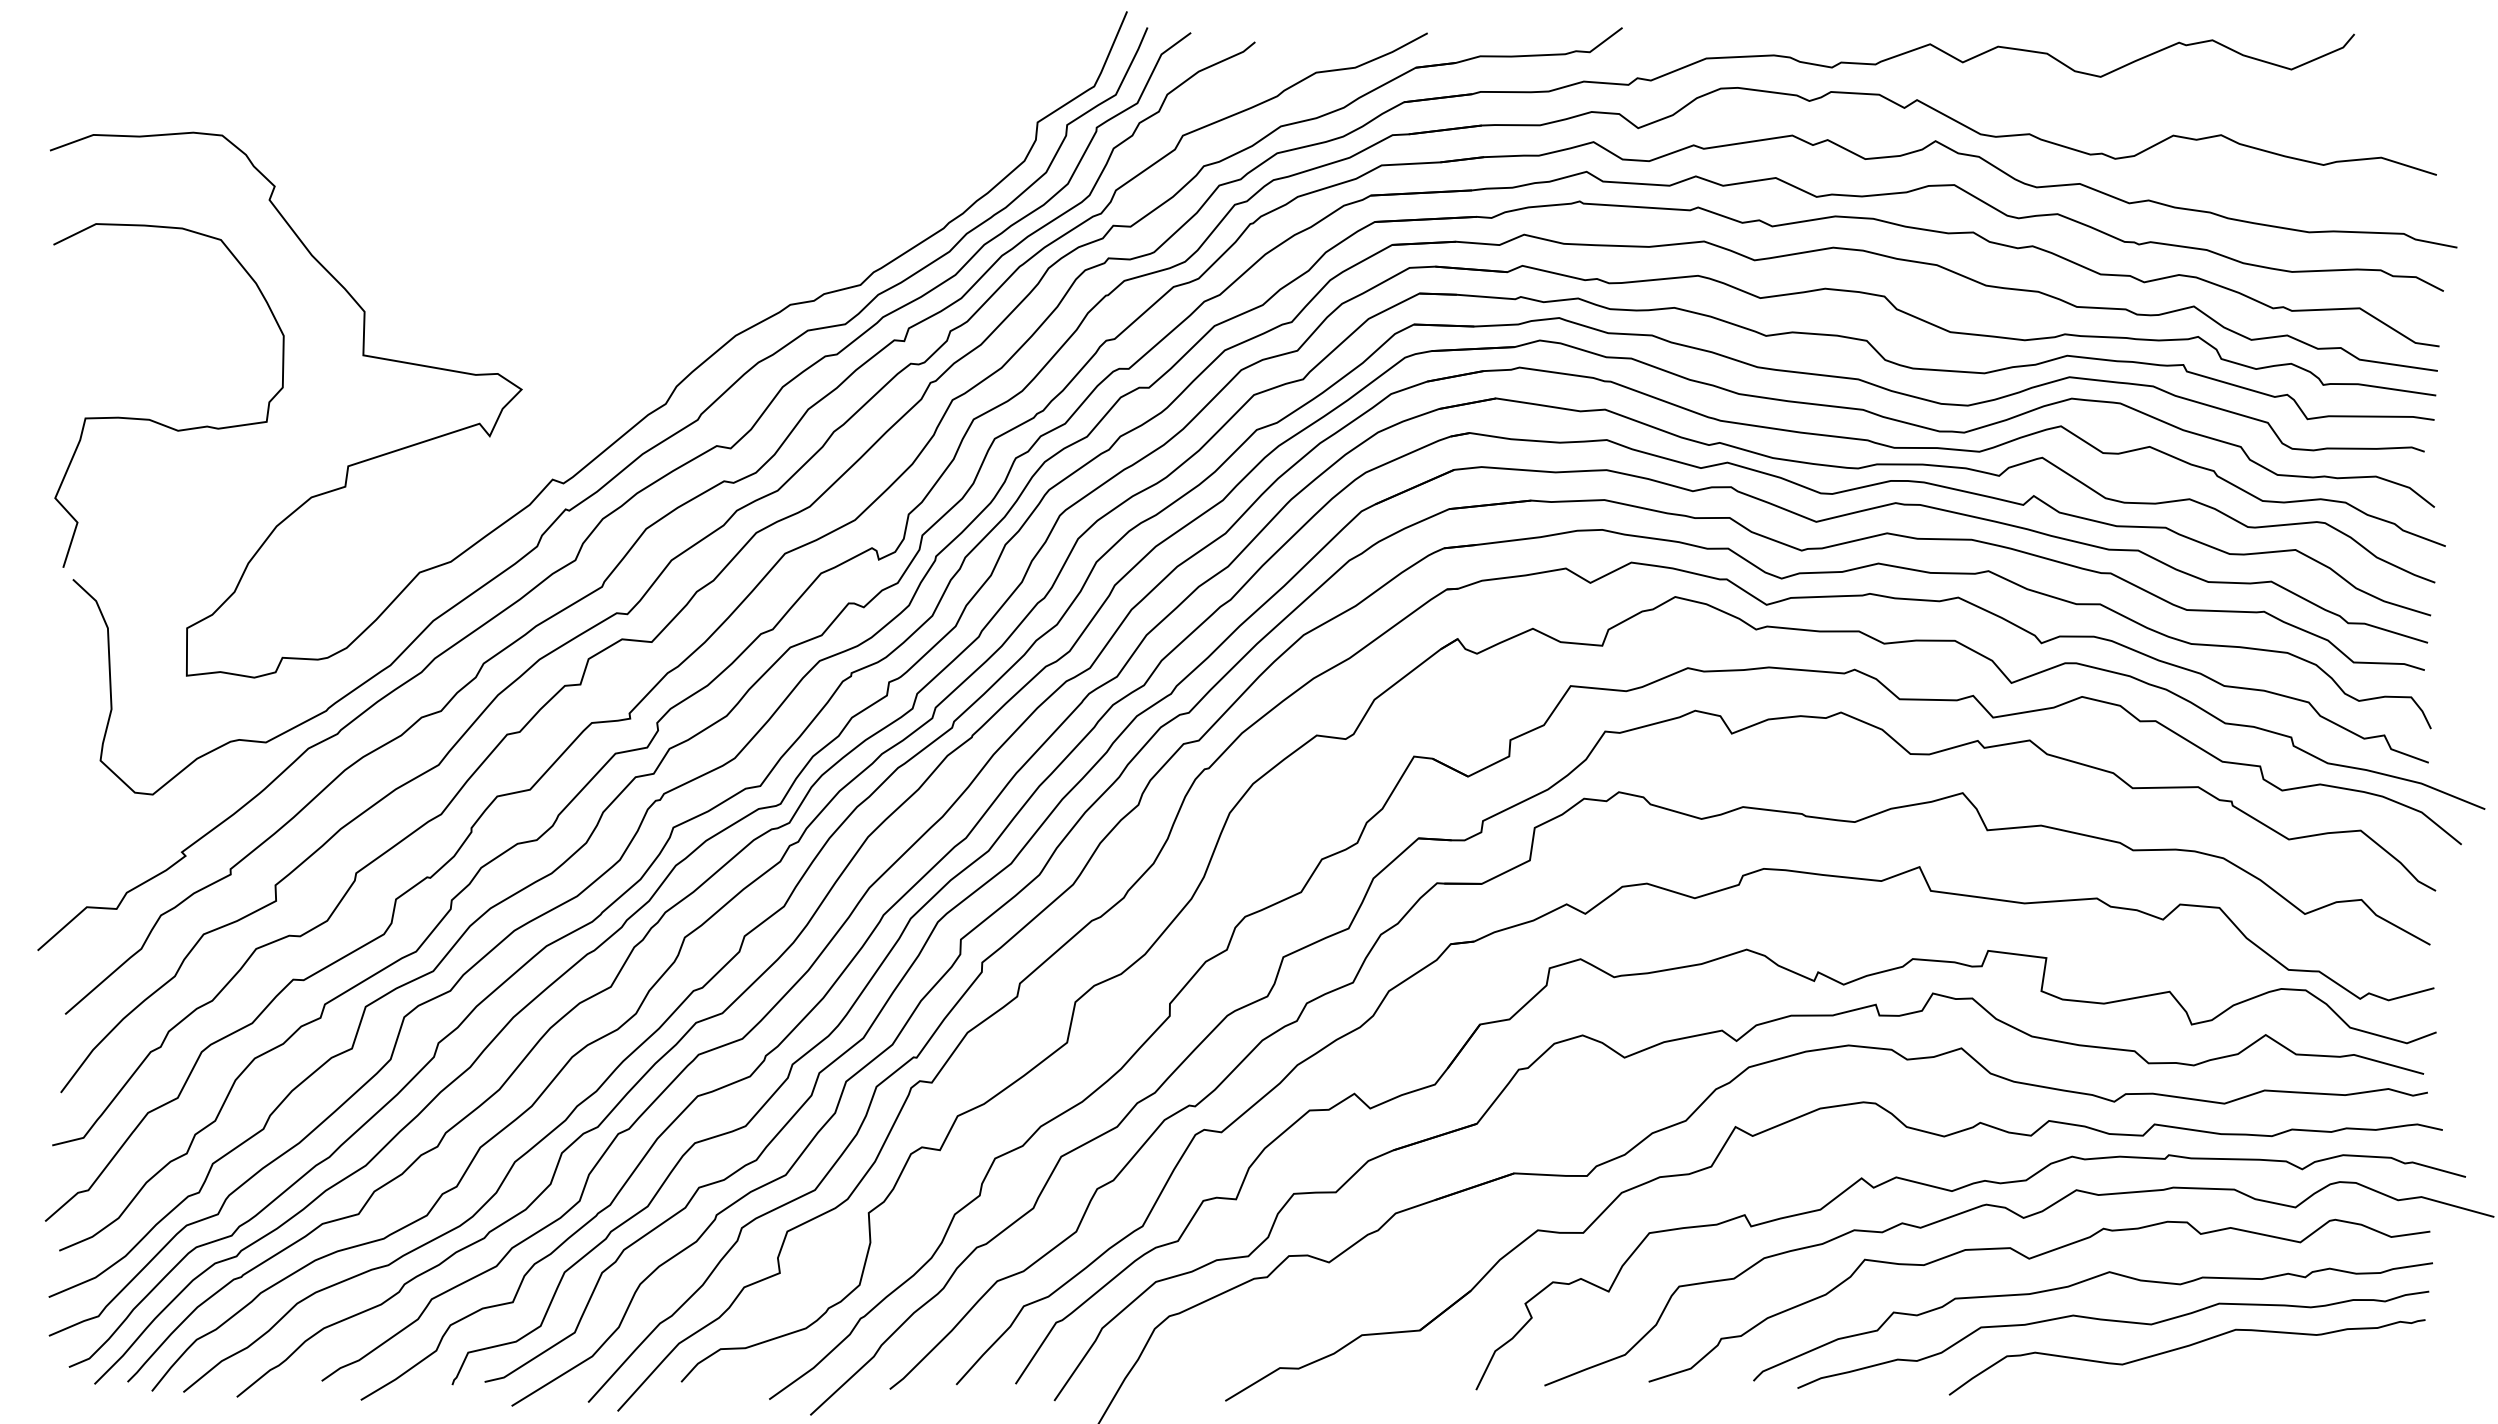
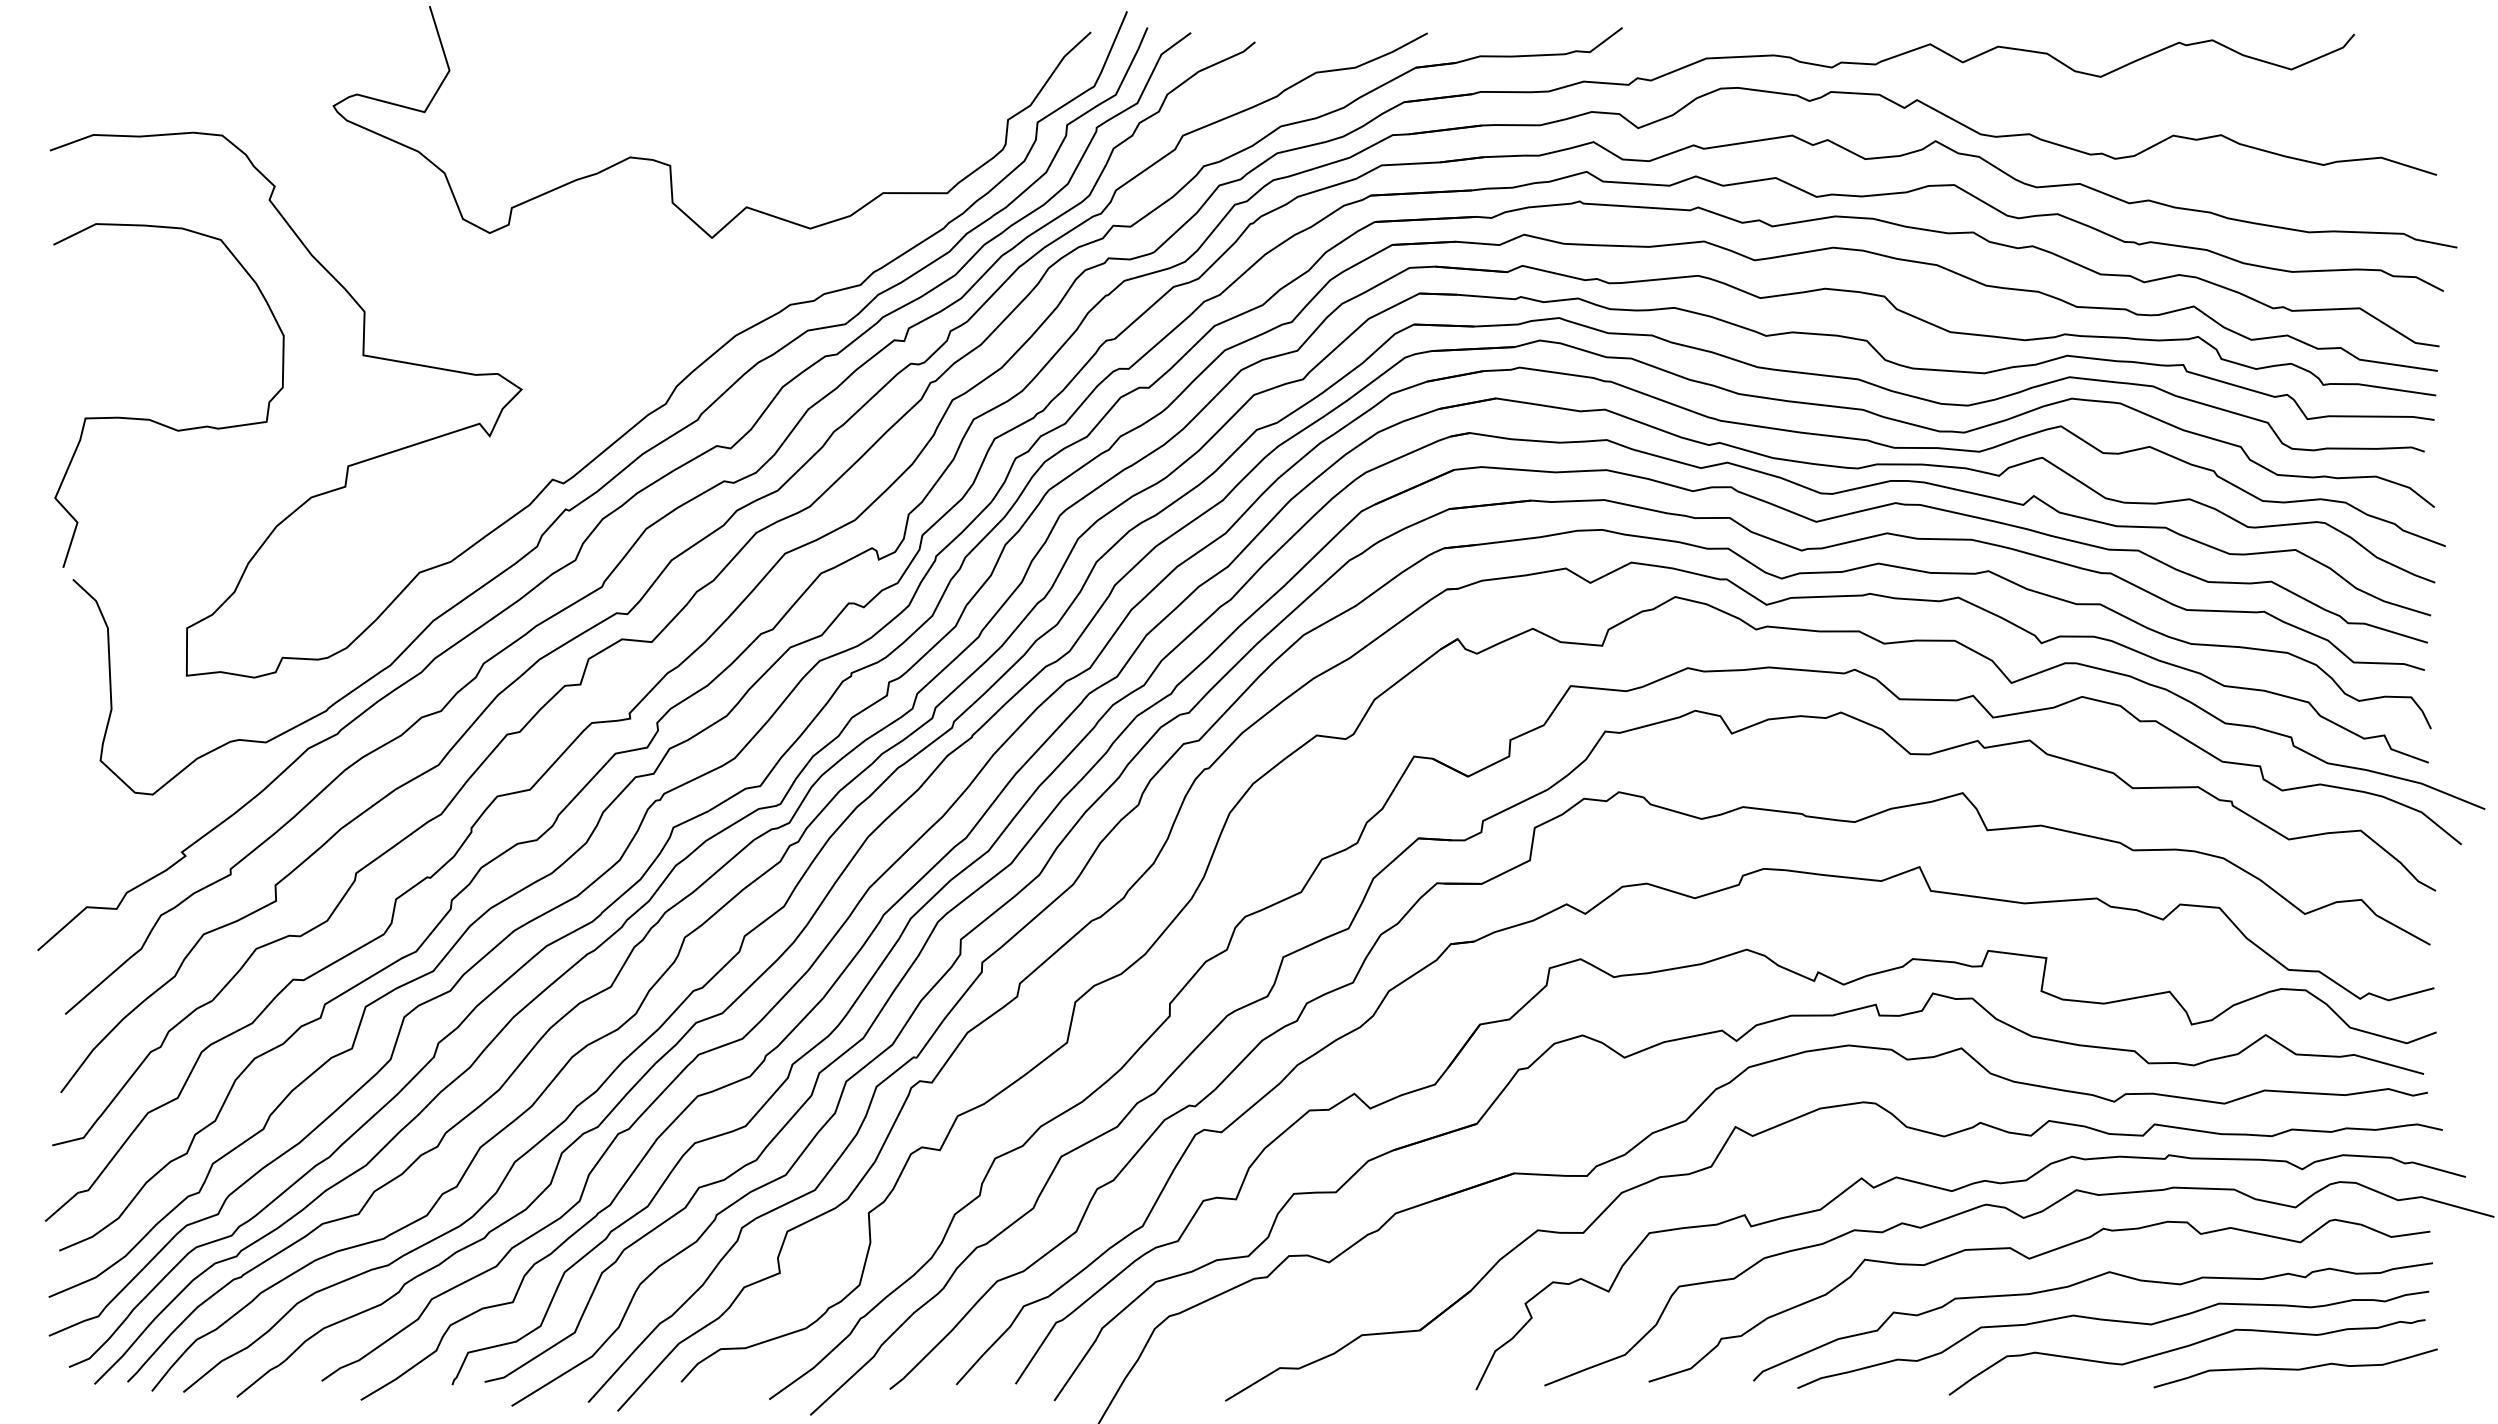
curve: none -> present (670, 164)
curve: none -> present (2295, 1368)
